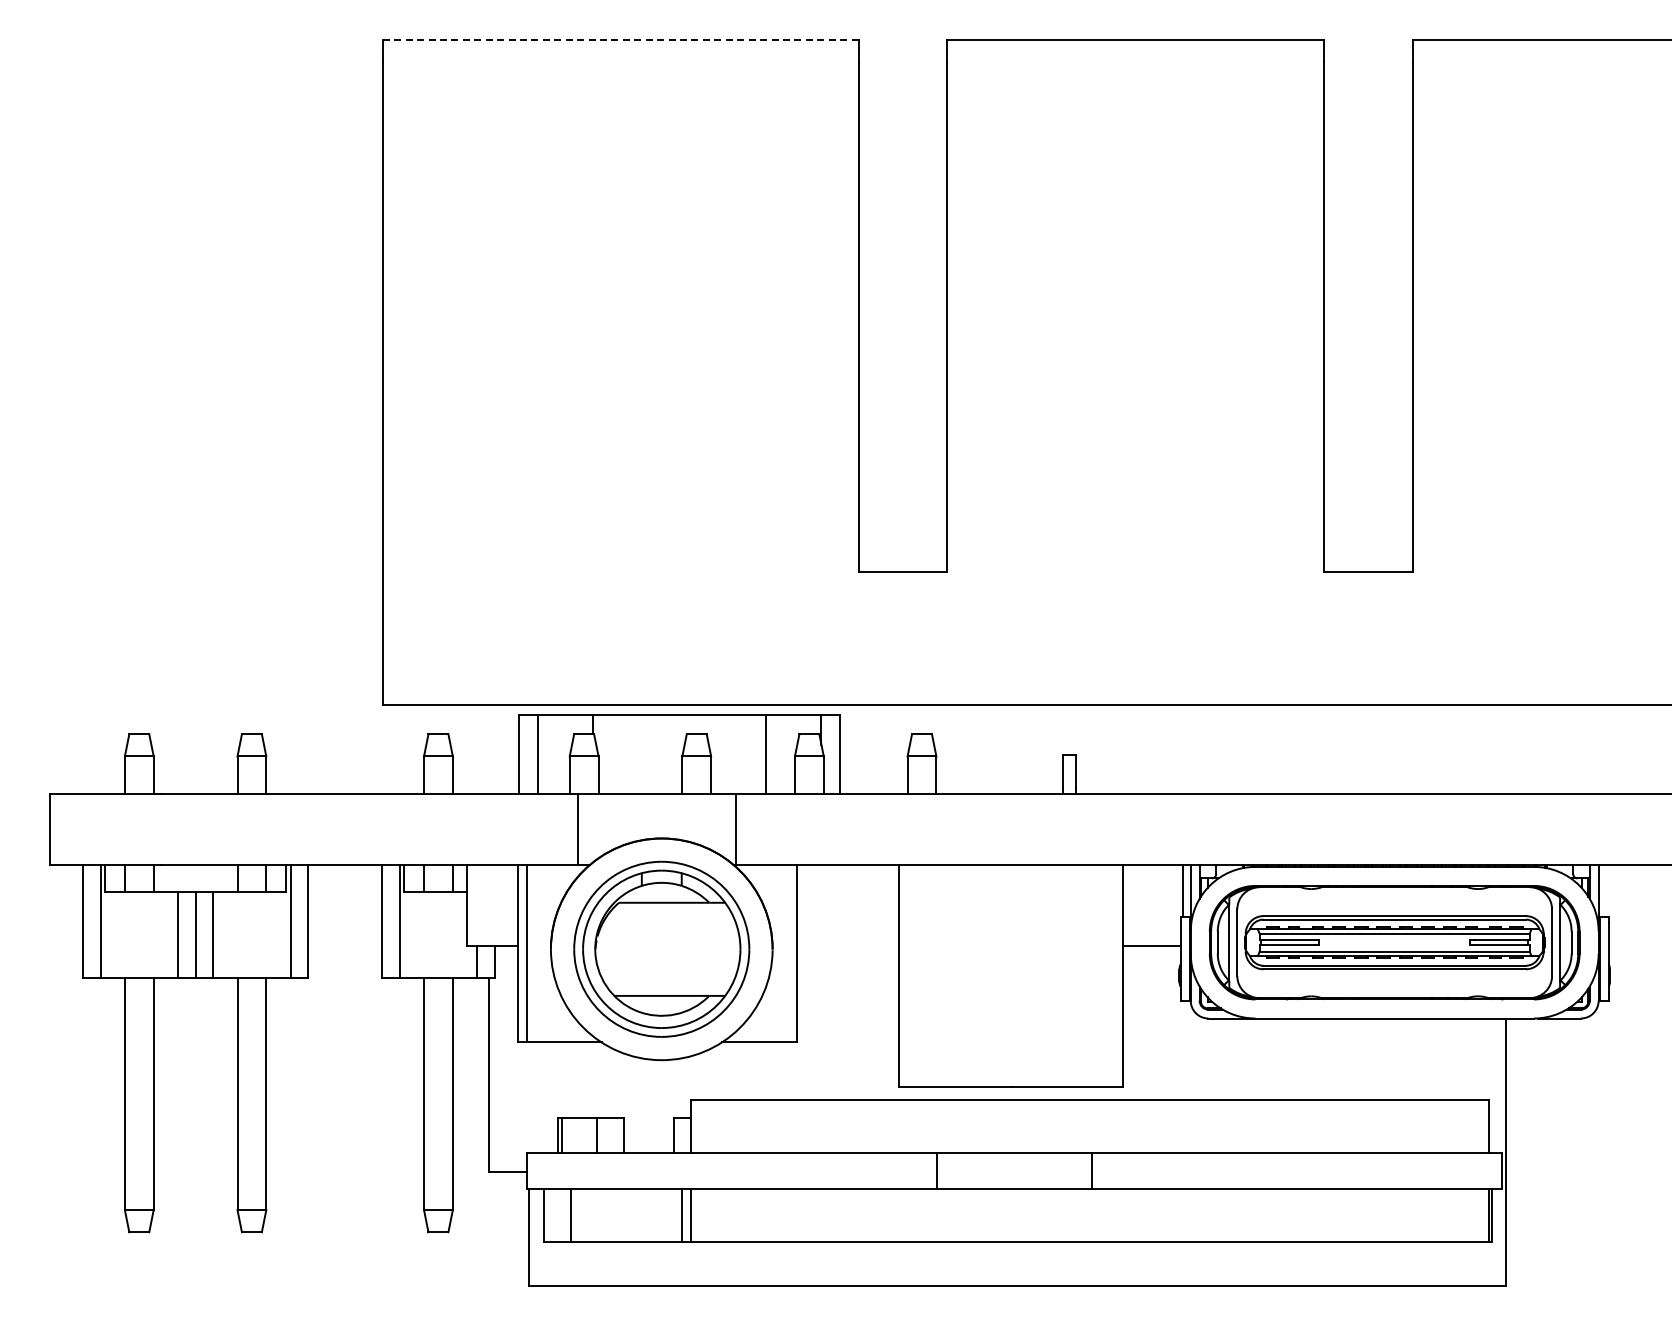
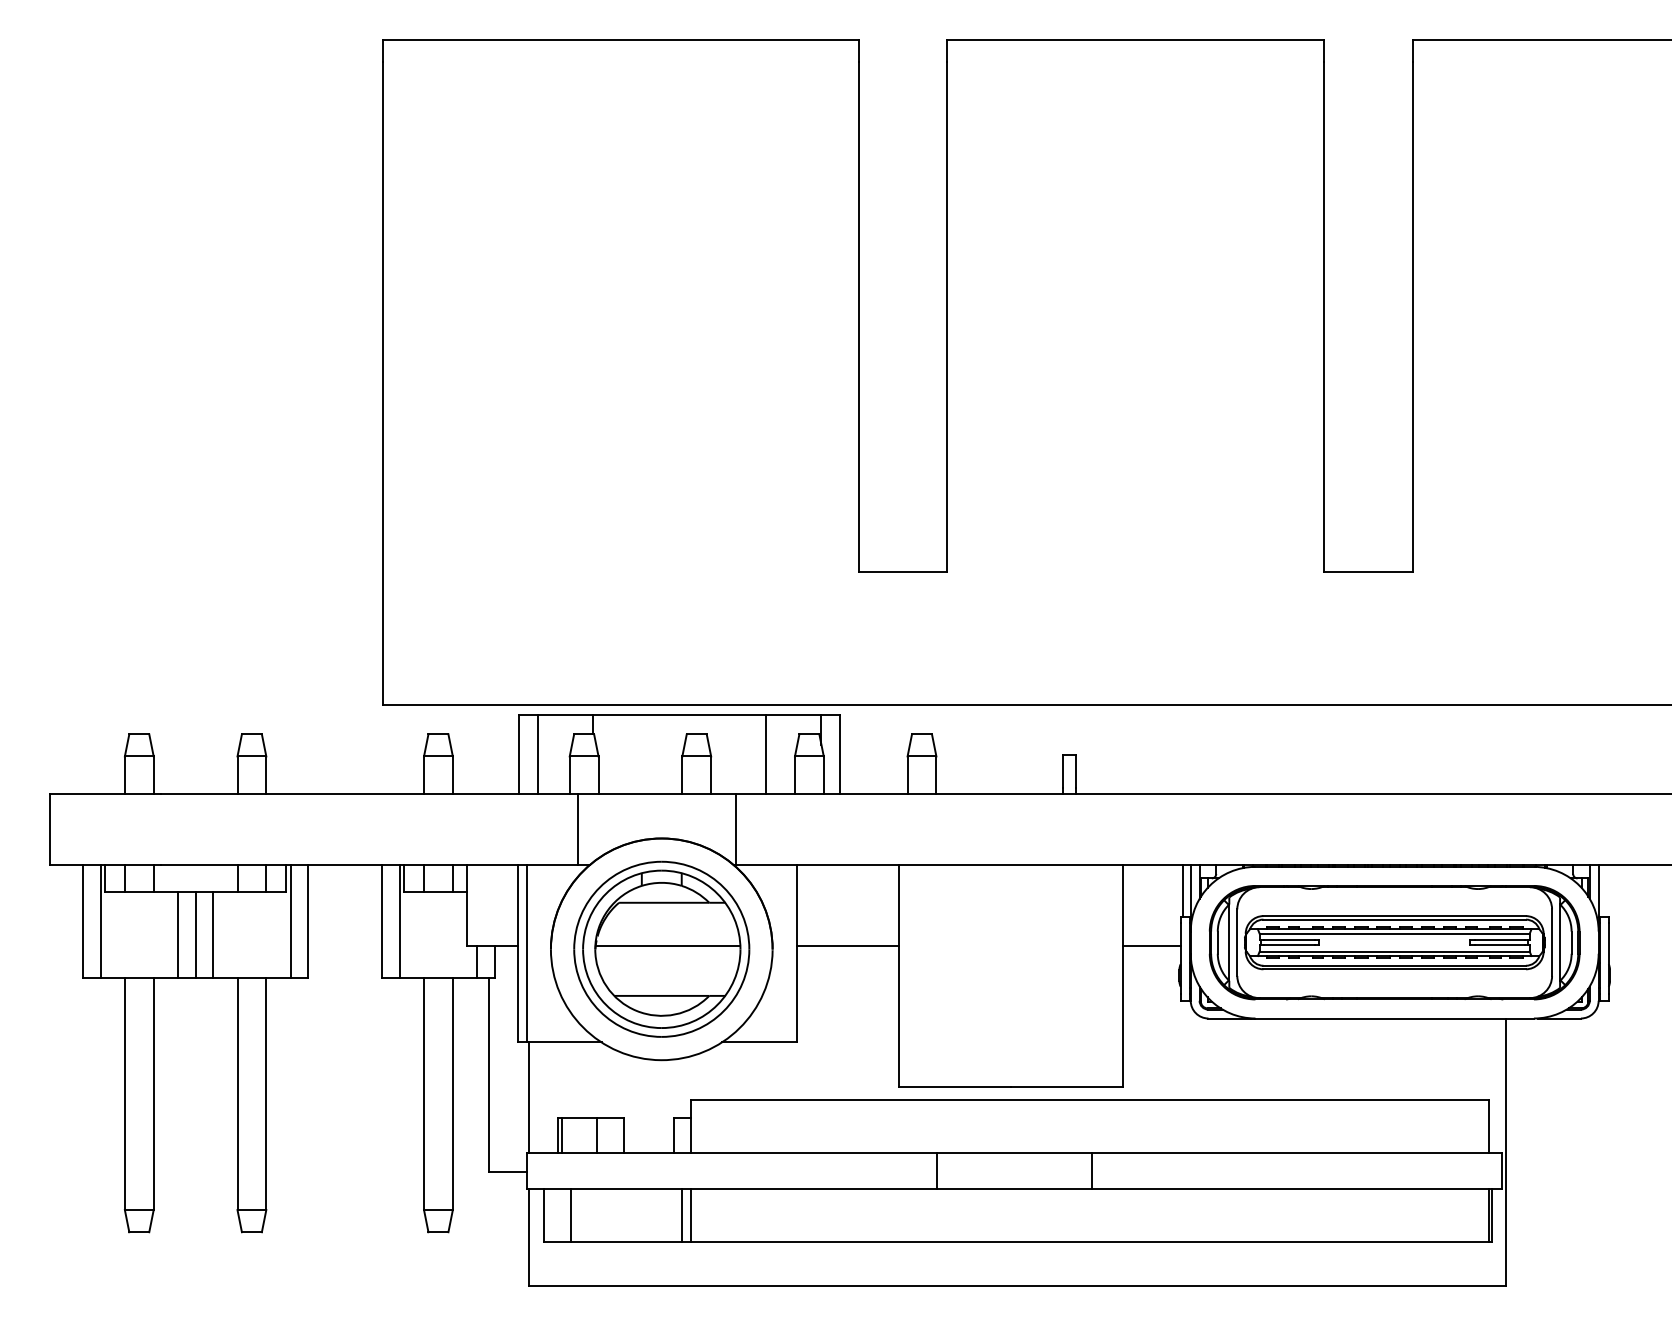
line: dashed -> solid (620, 39)
line: none -> present (667, 946)
line: none -> present (847, 946)
line: none -> present (529, 1097)
